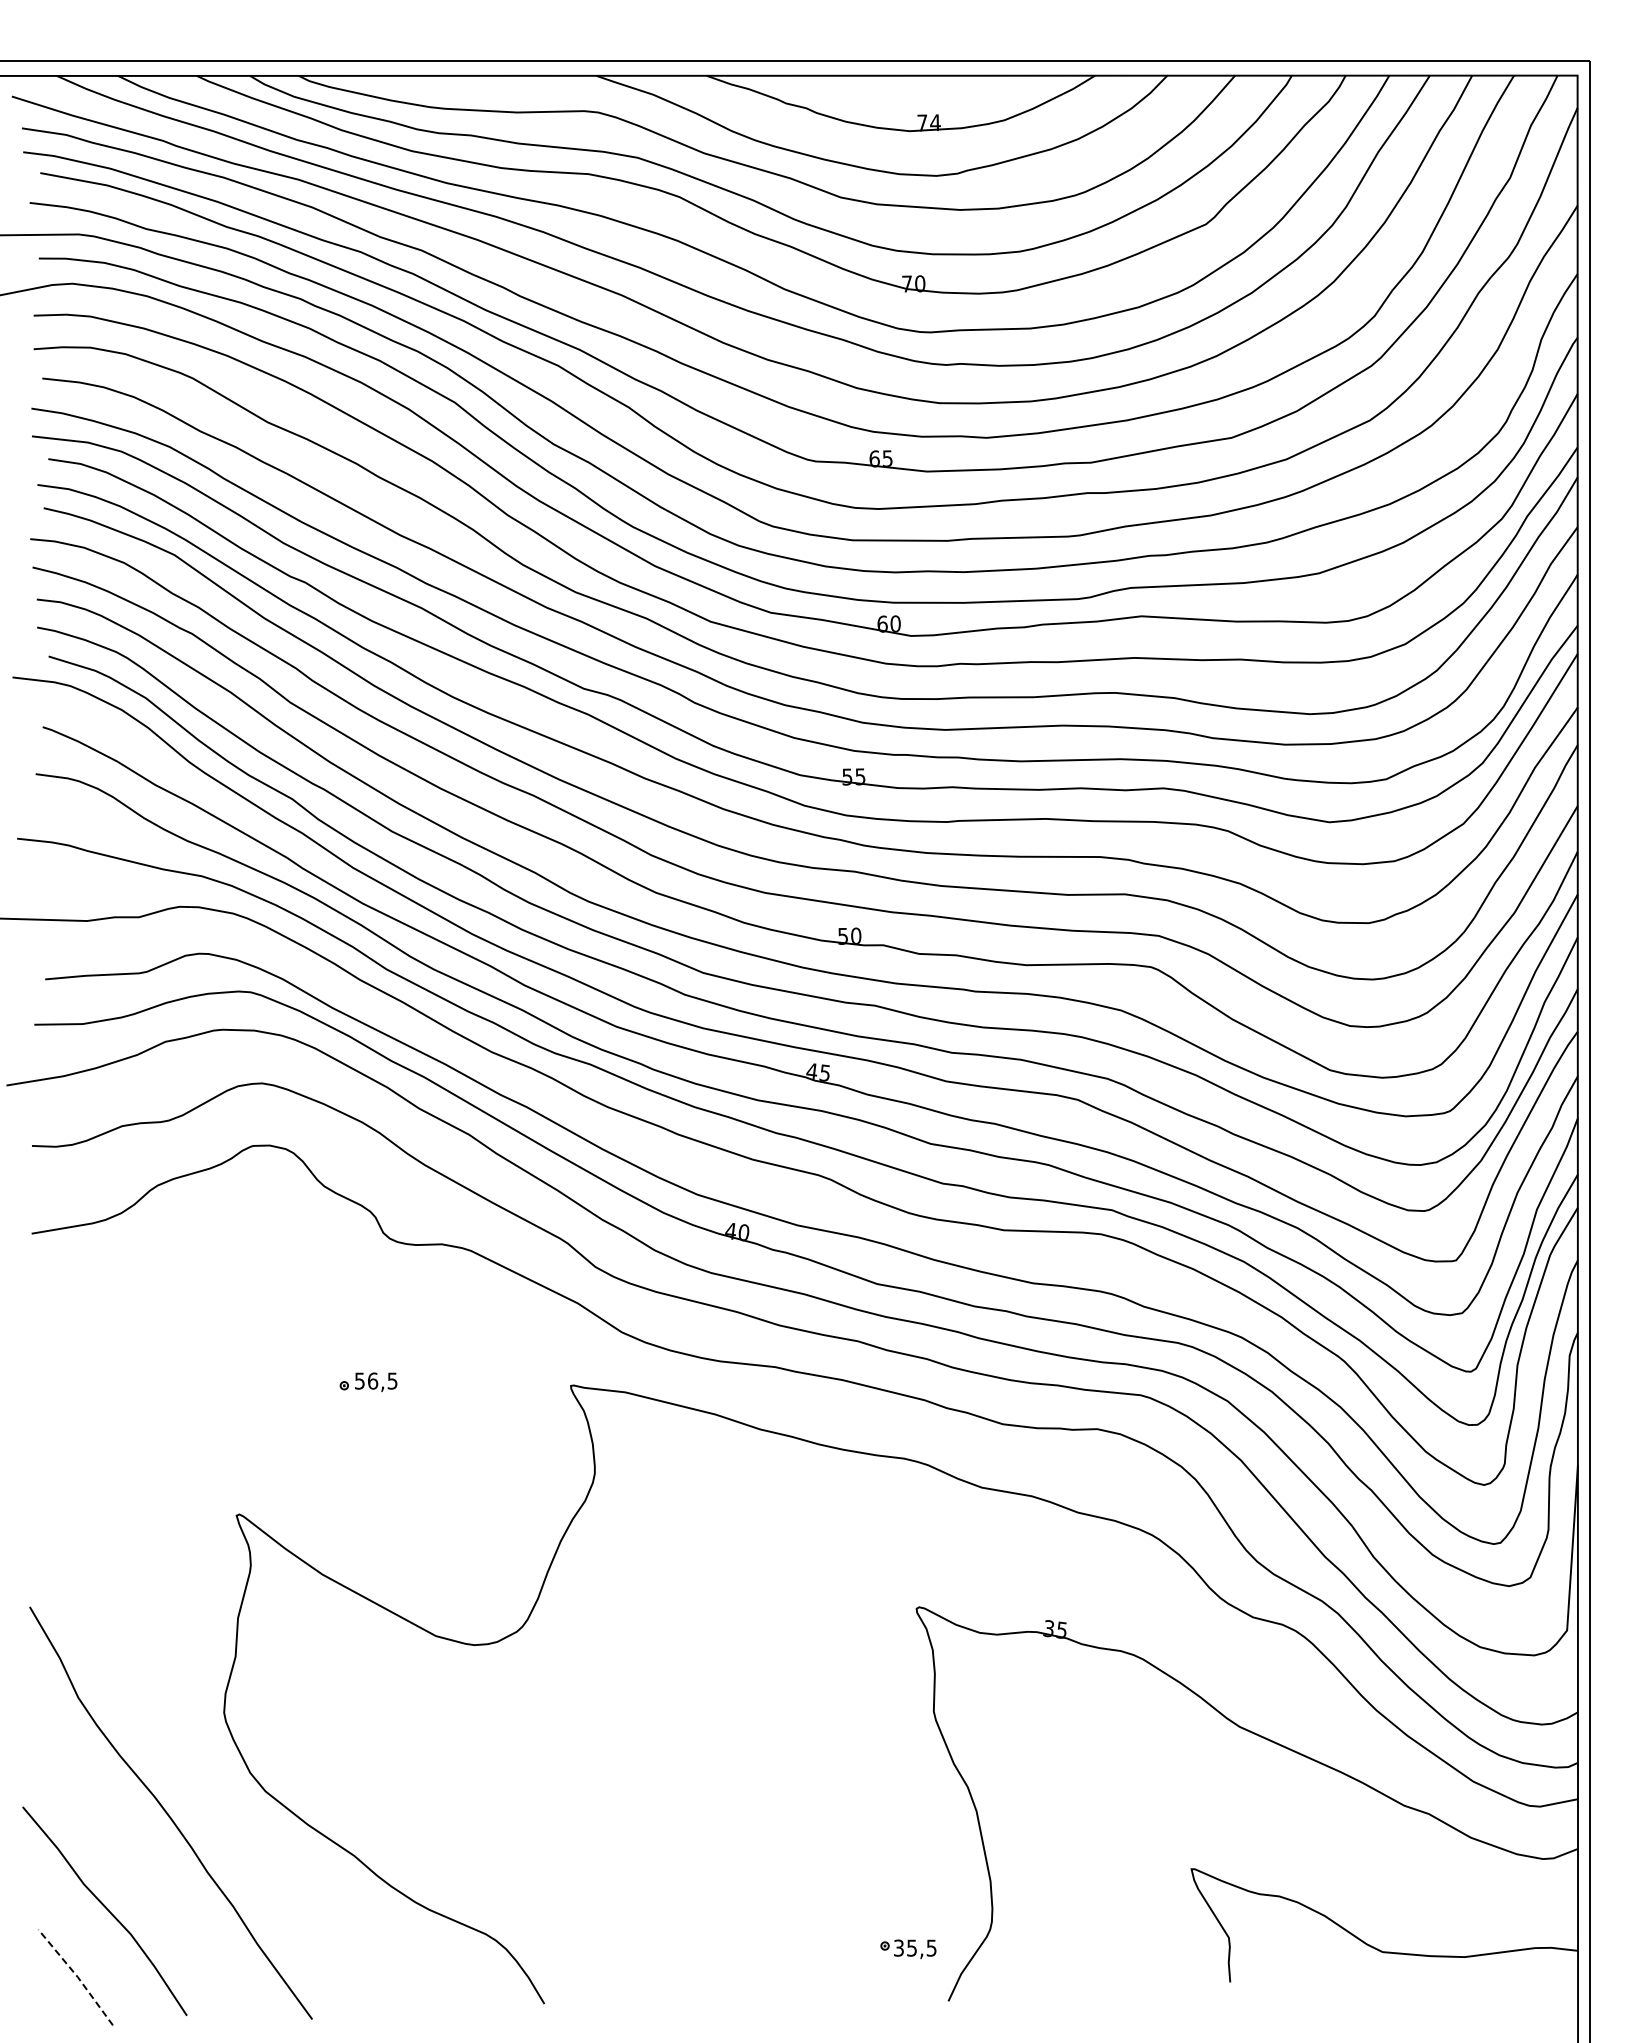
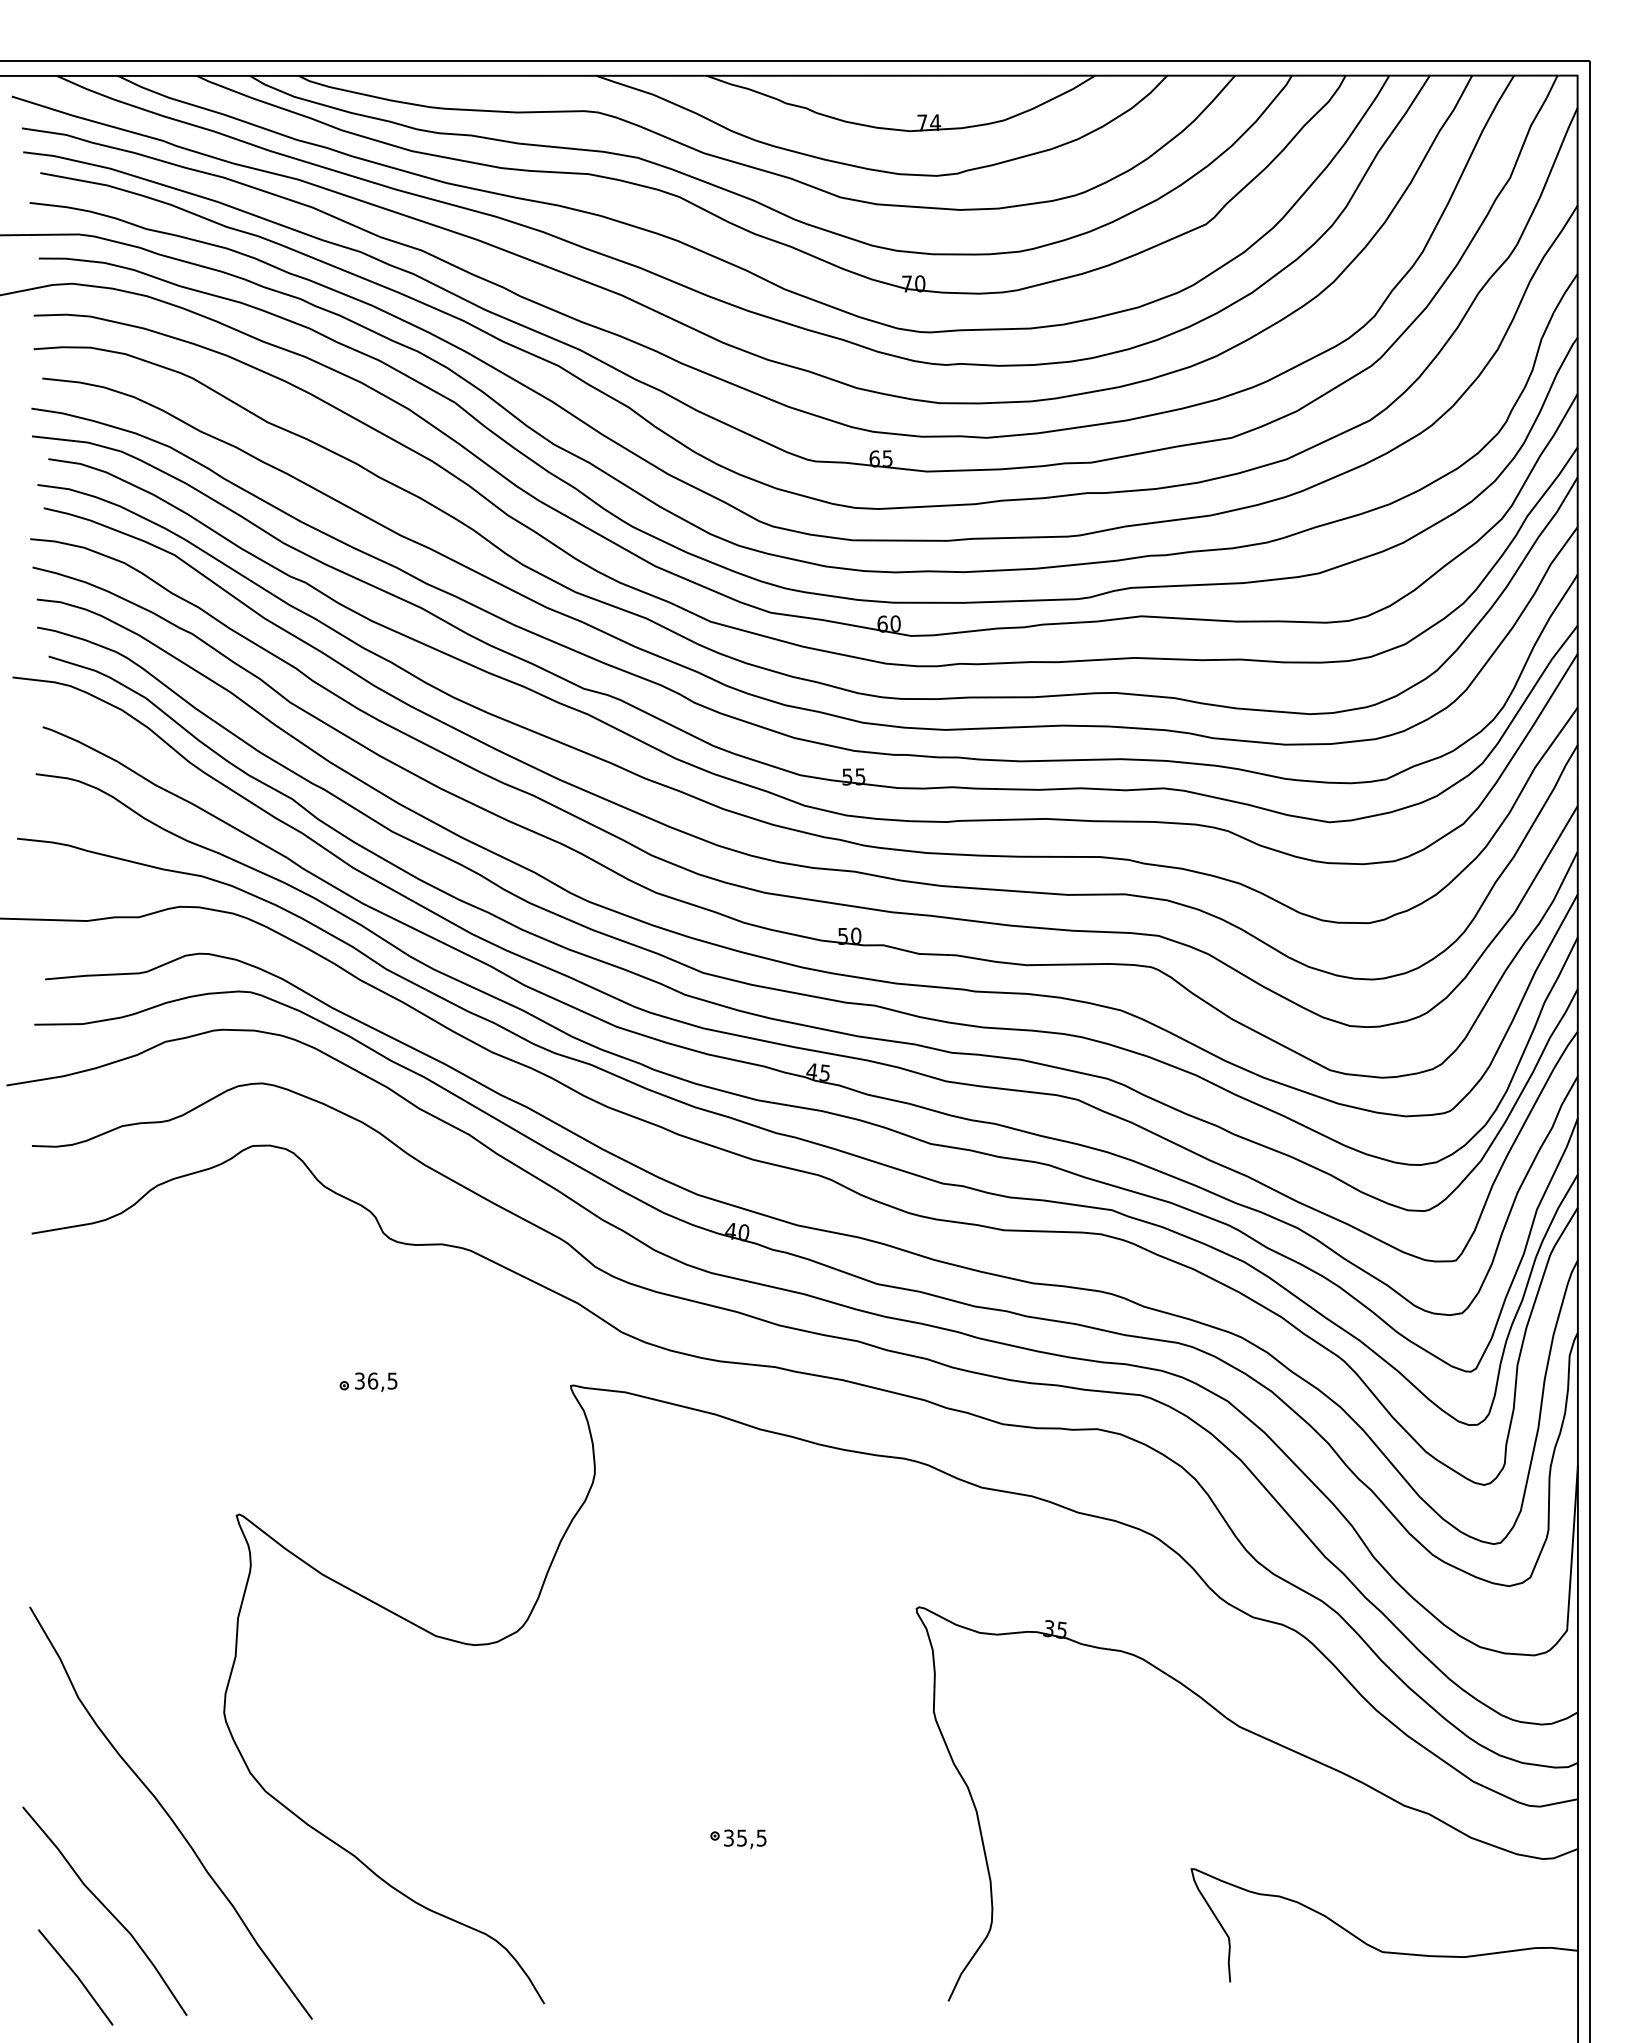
text: 56,5 -> 36,5 (359, 1380)
part position: (908, 1948) -> (738, 1838) (738, 1838)
line: dashed -> solid (77, 1976)
